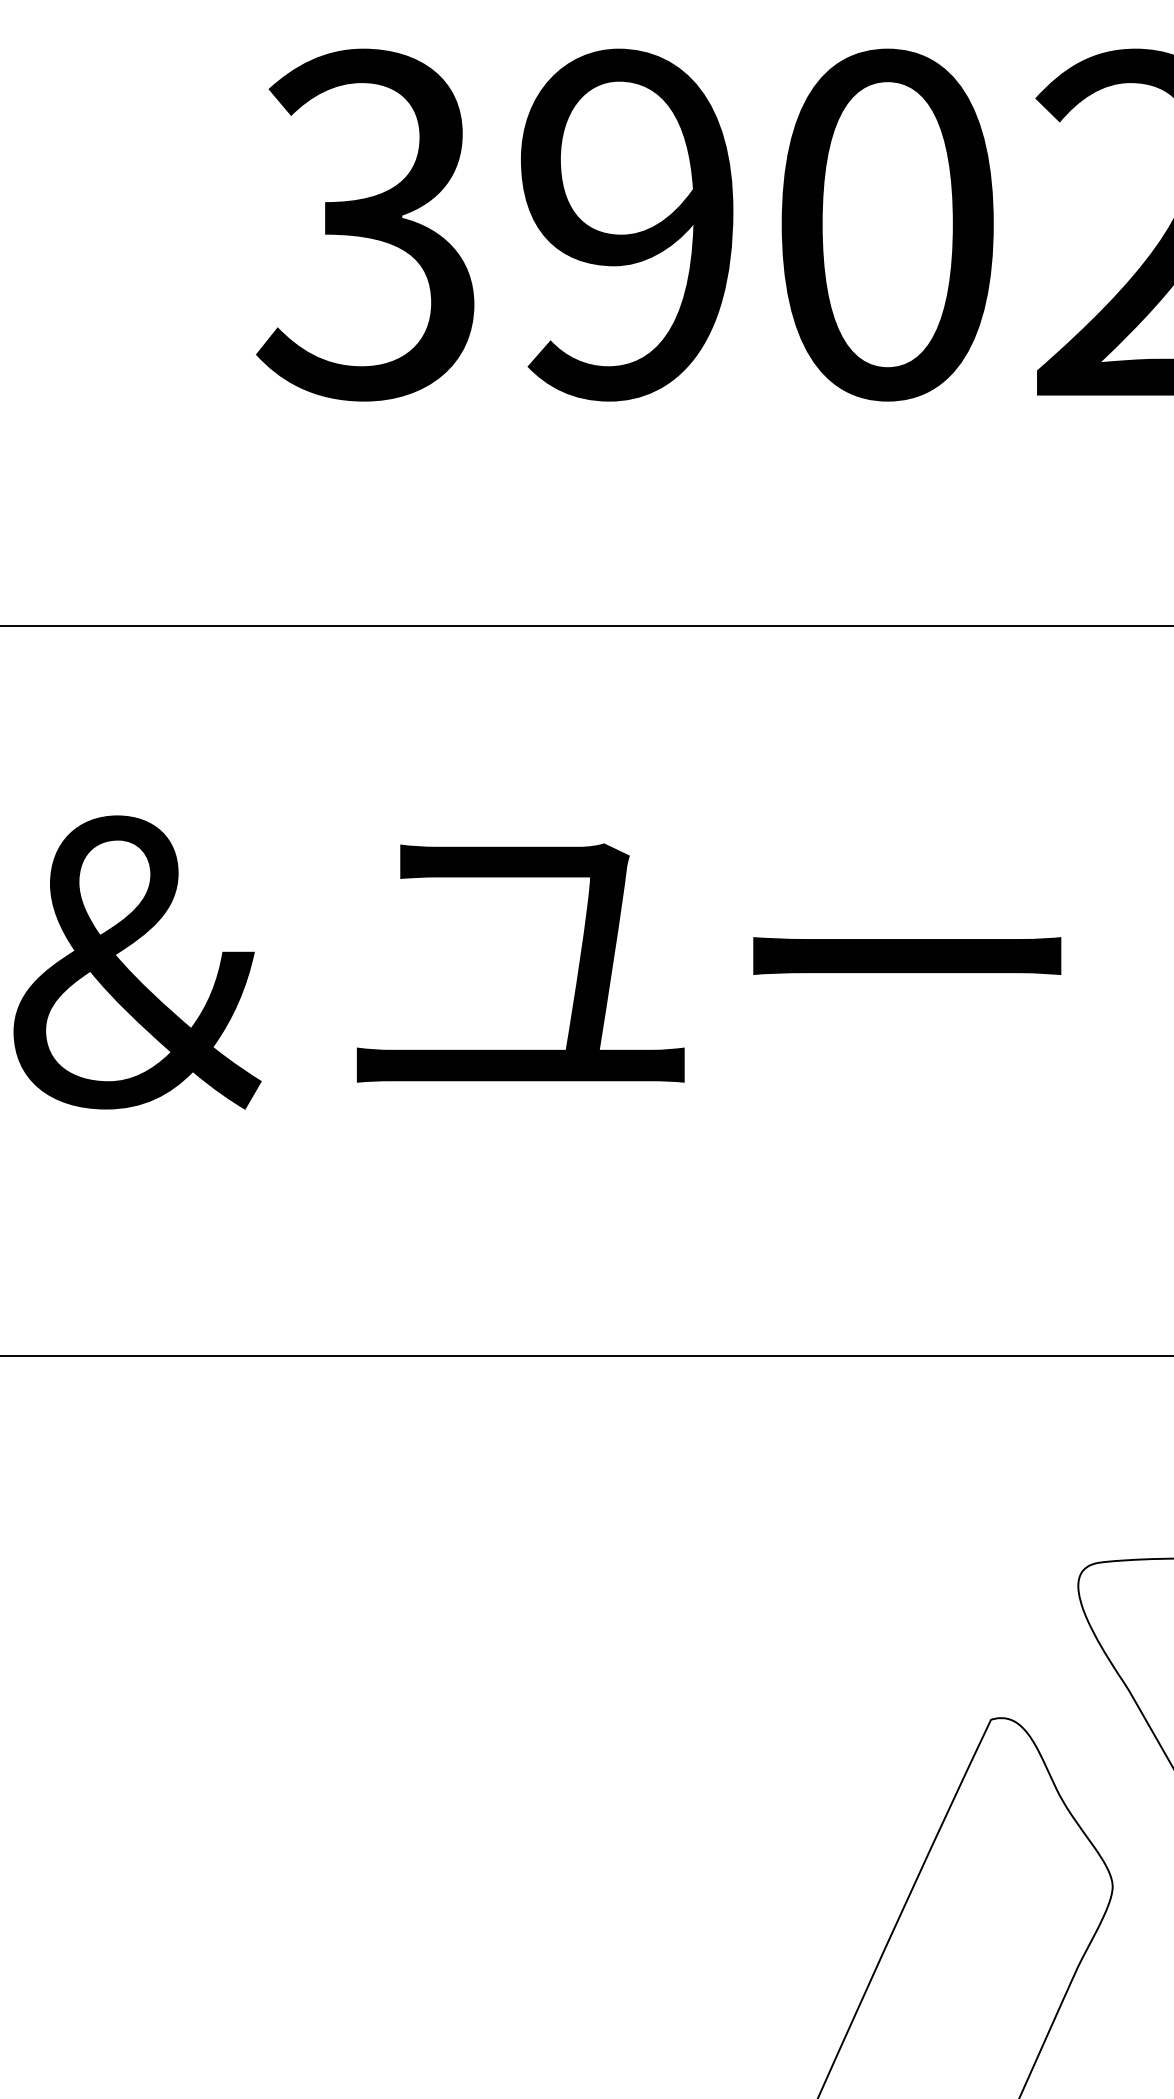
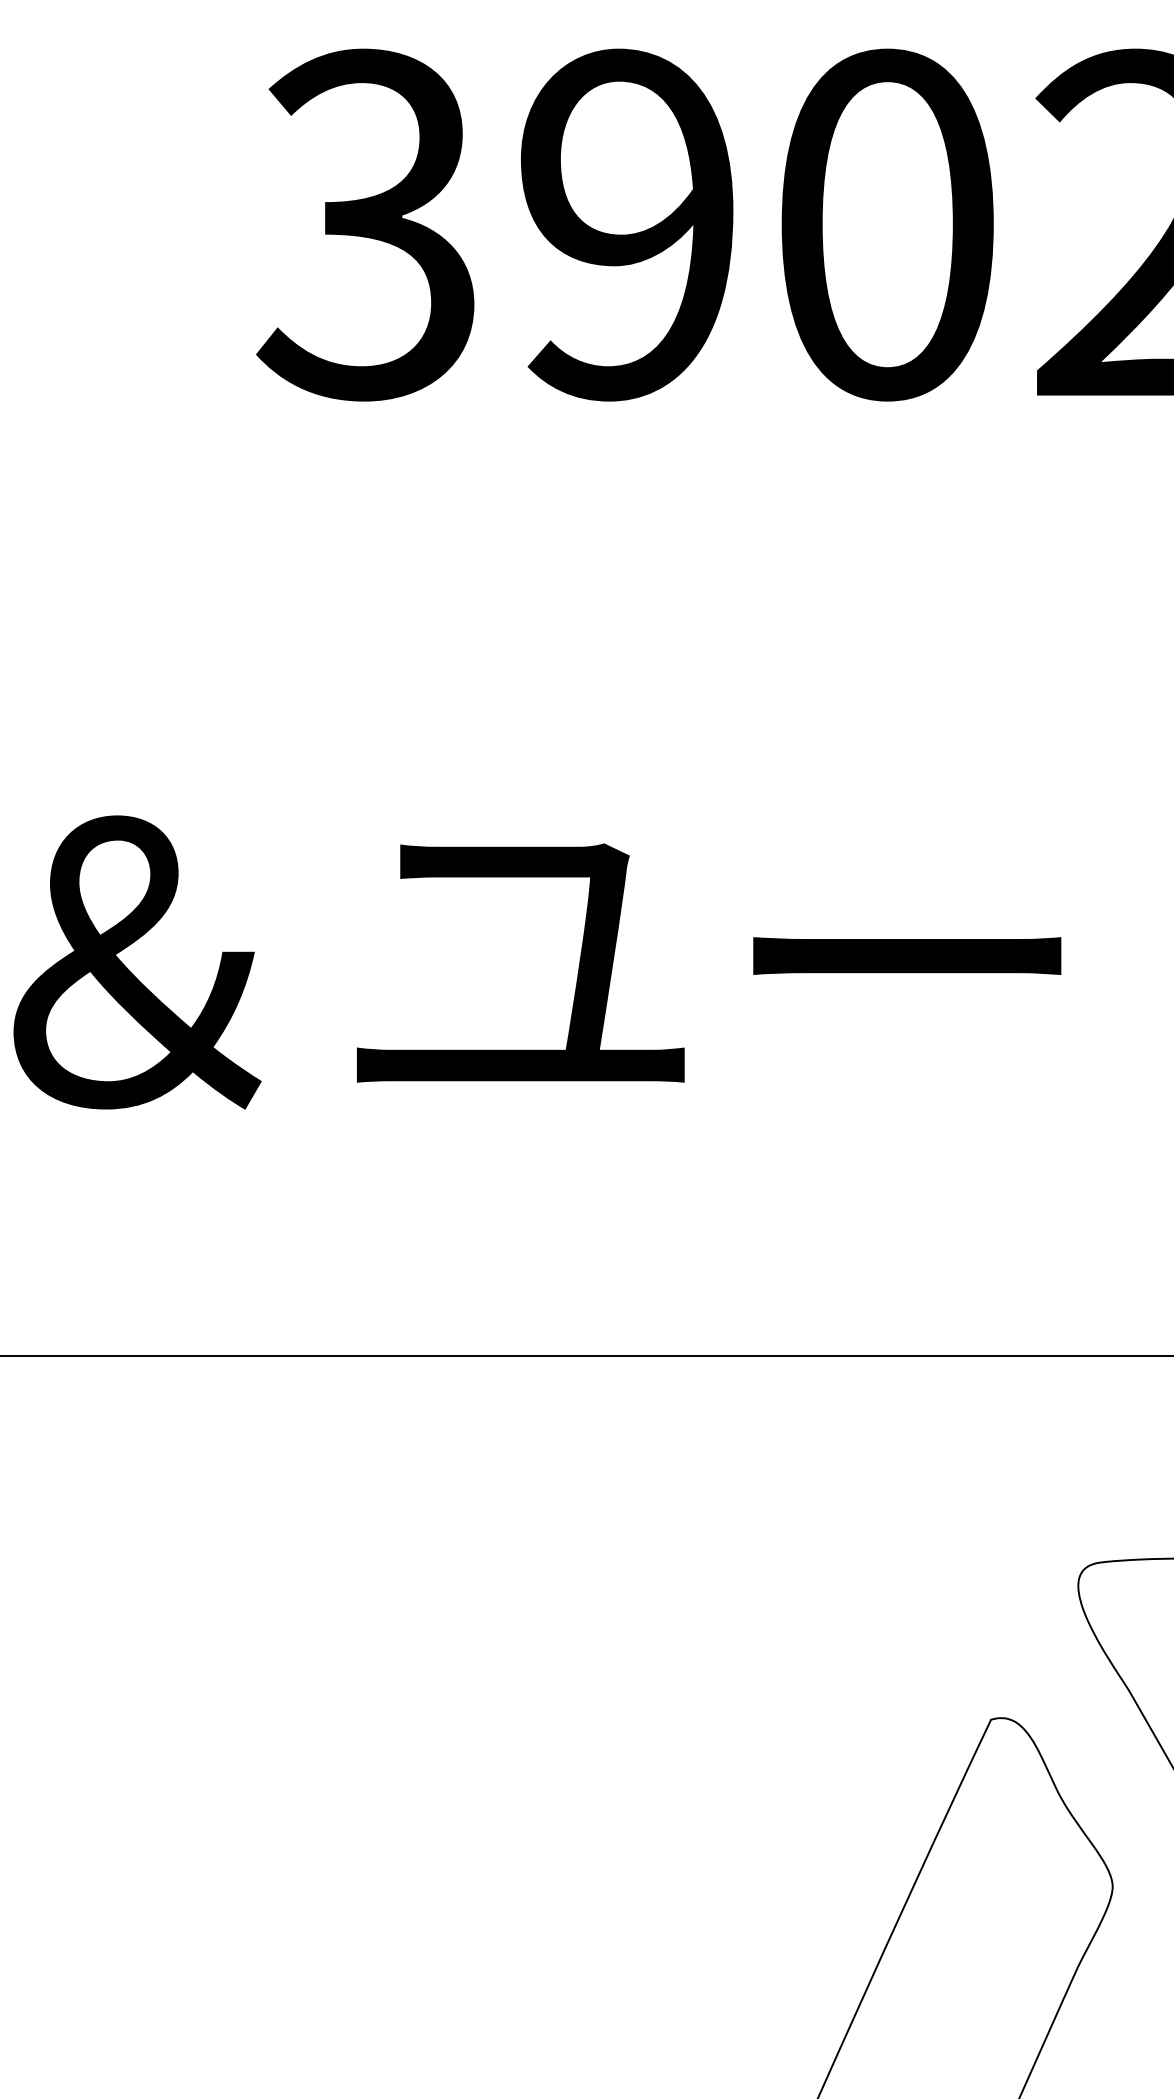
line: present -> none (586, 626)
